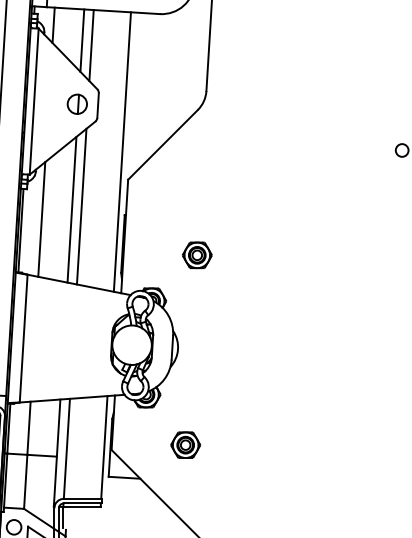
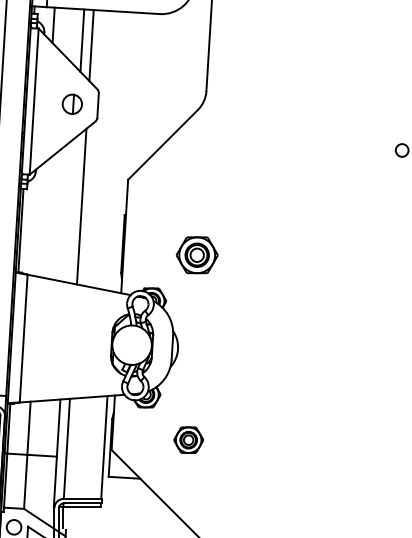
part position: (76, 103) -> (71, 103) (71, 103)
line: present -> none (121, 151)
line: present -> none (71, 209)
line: present -> none (41, 219)
part size: 31x29 px -> 43x39 px (197, 255)
part position: (185, 444) -> (188, 439) (188, 439)
